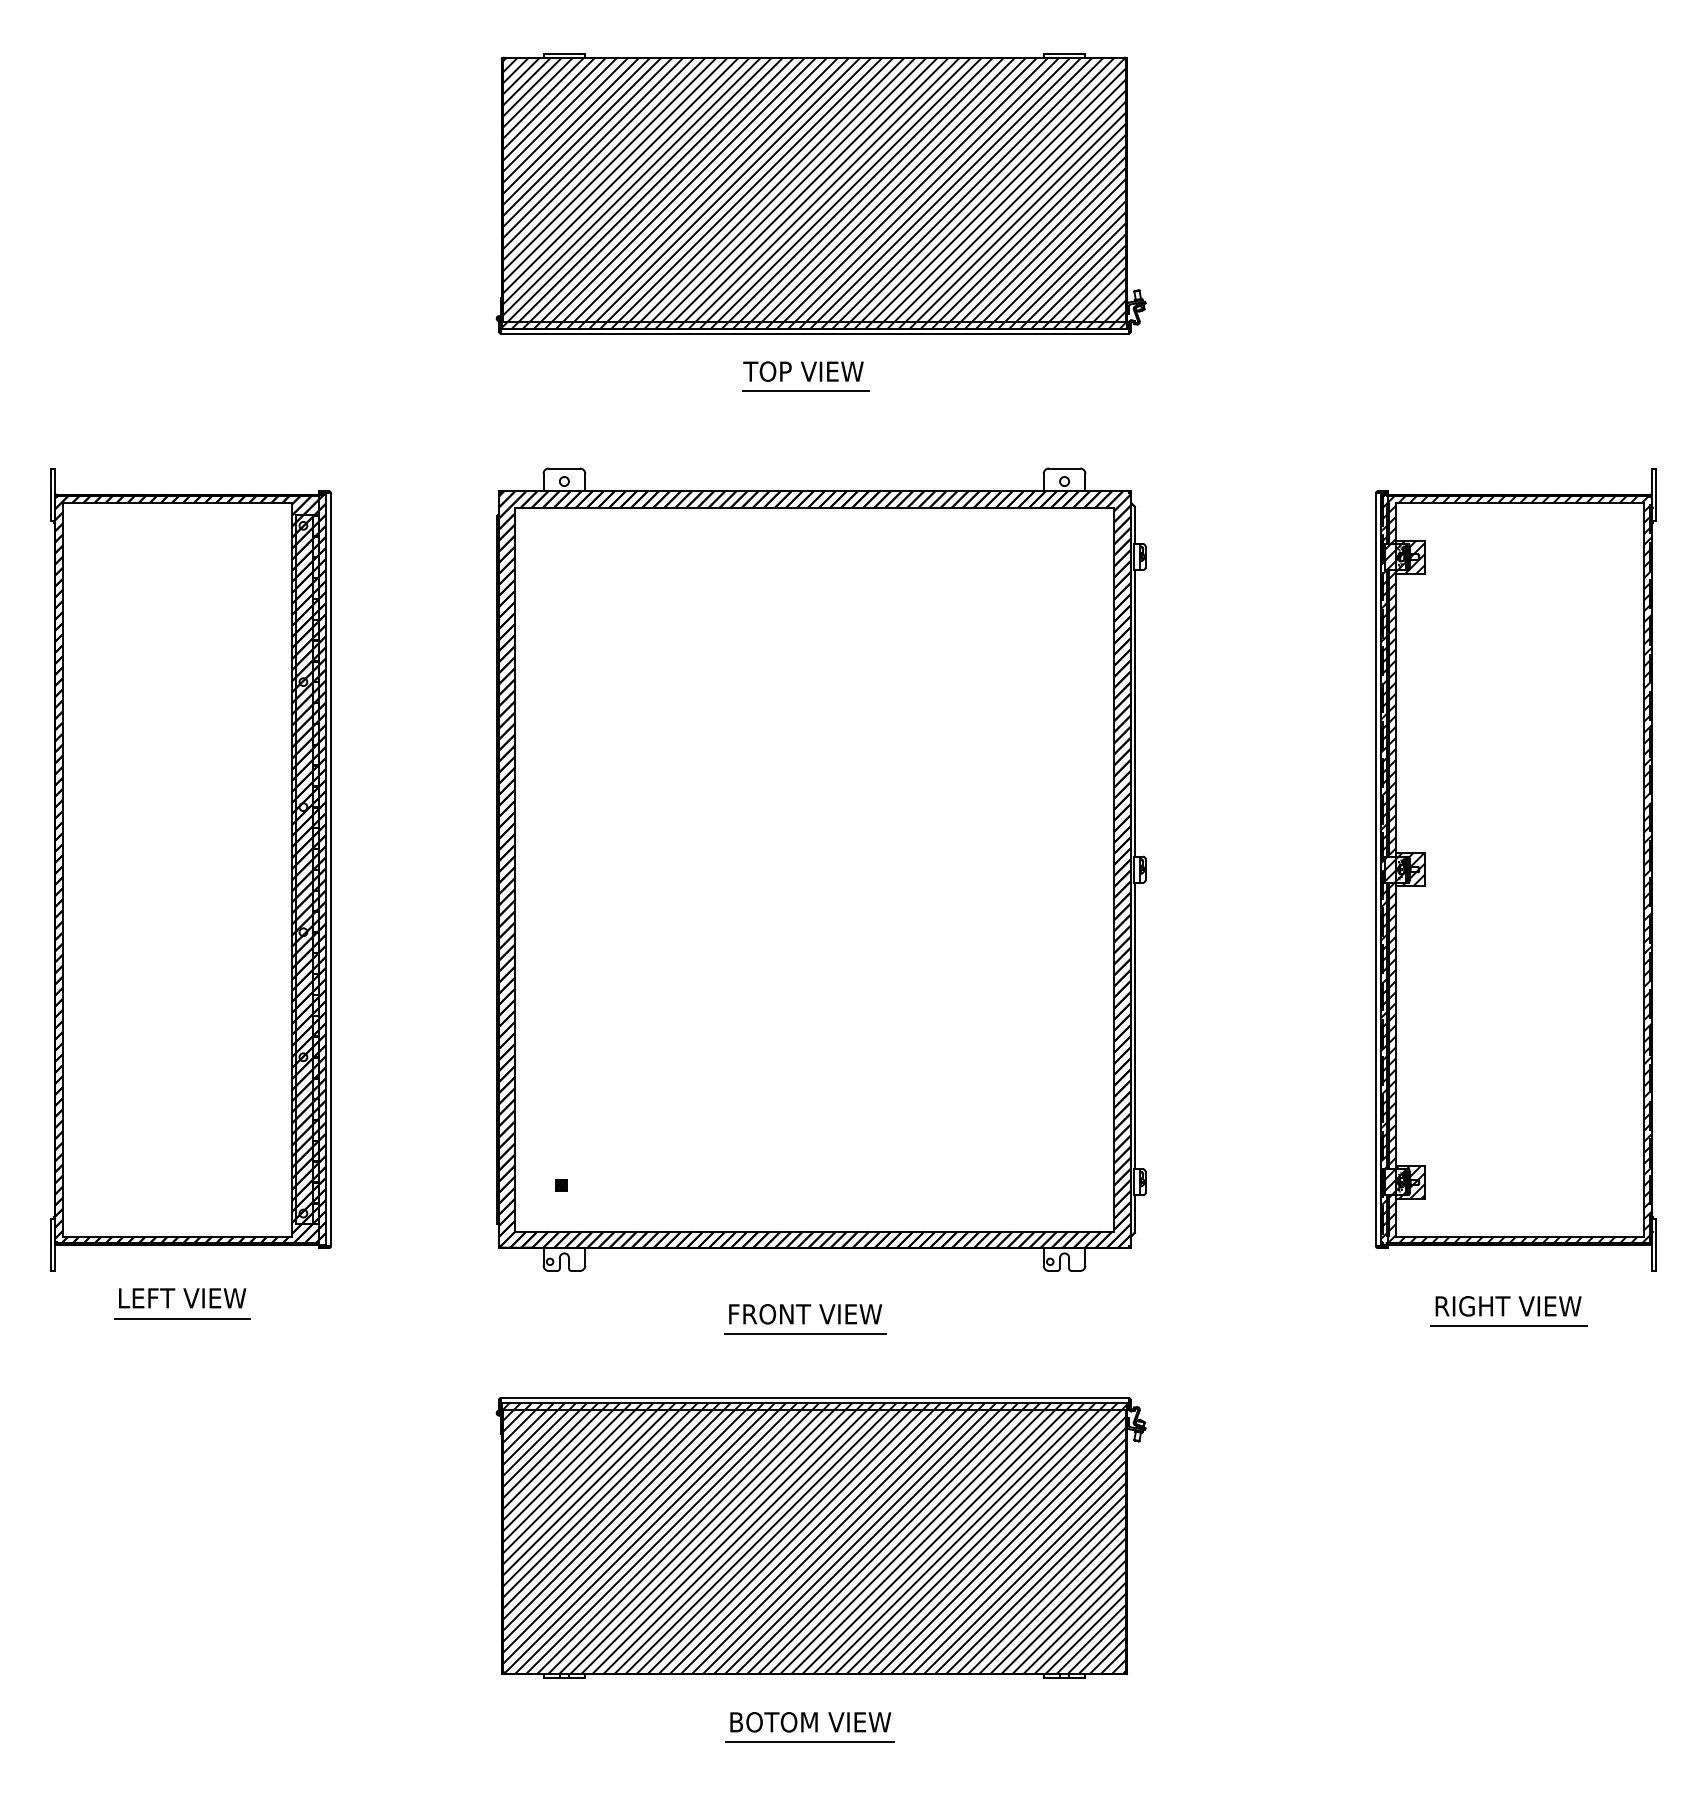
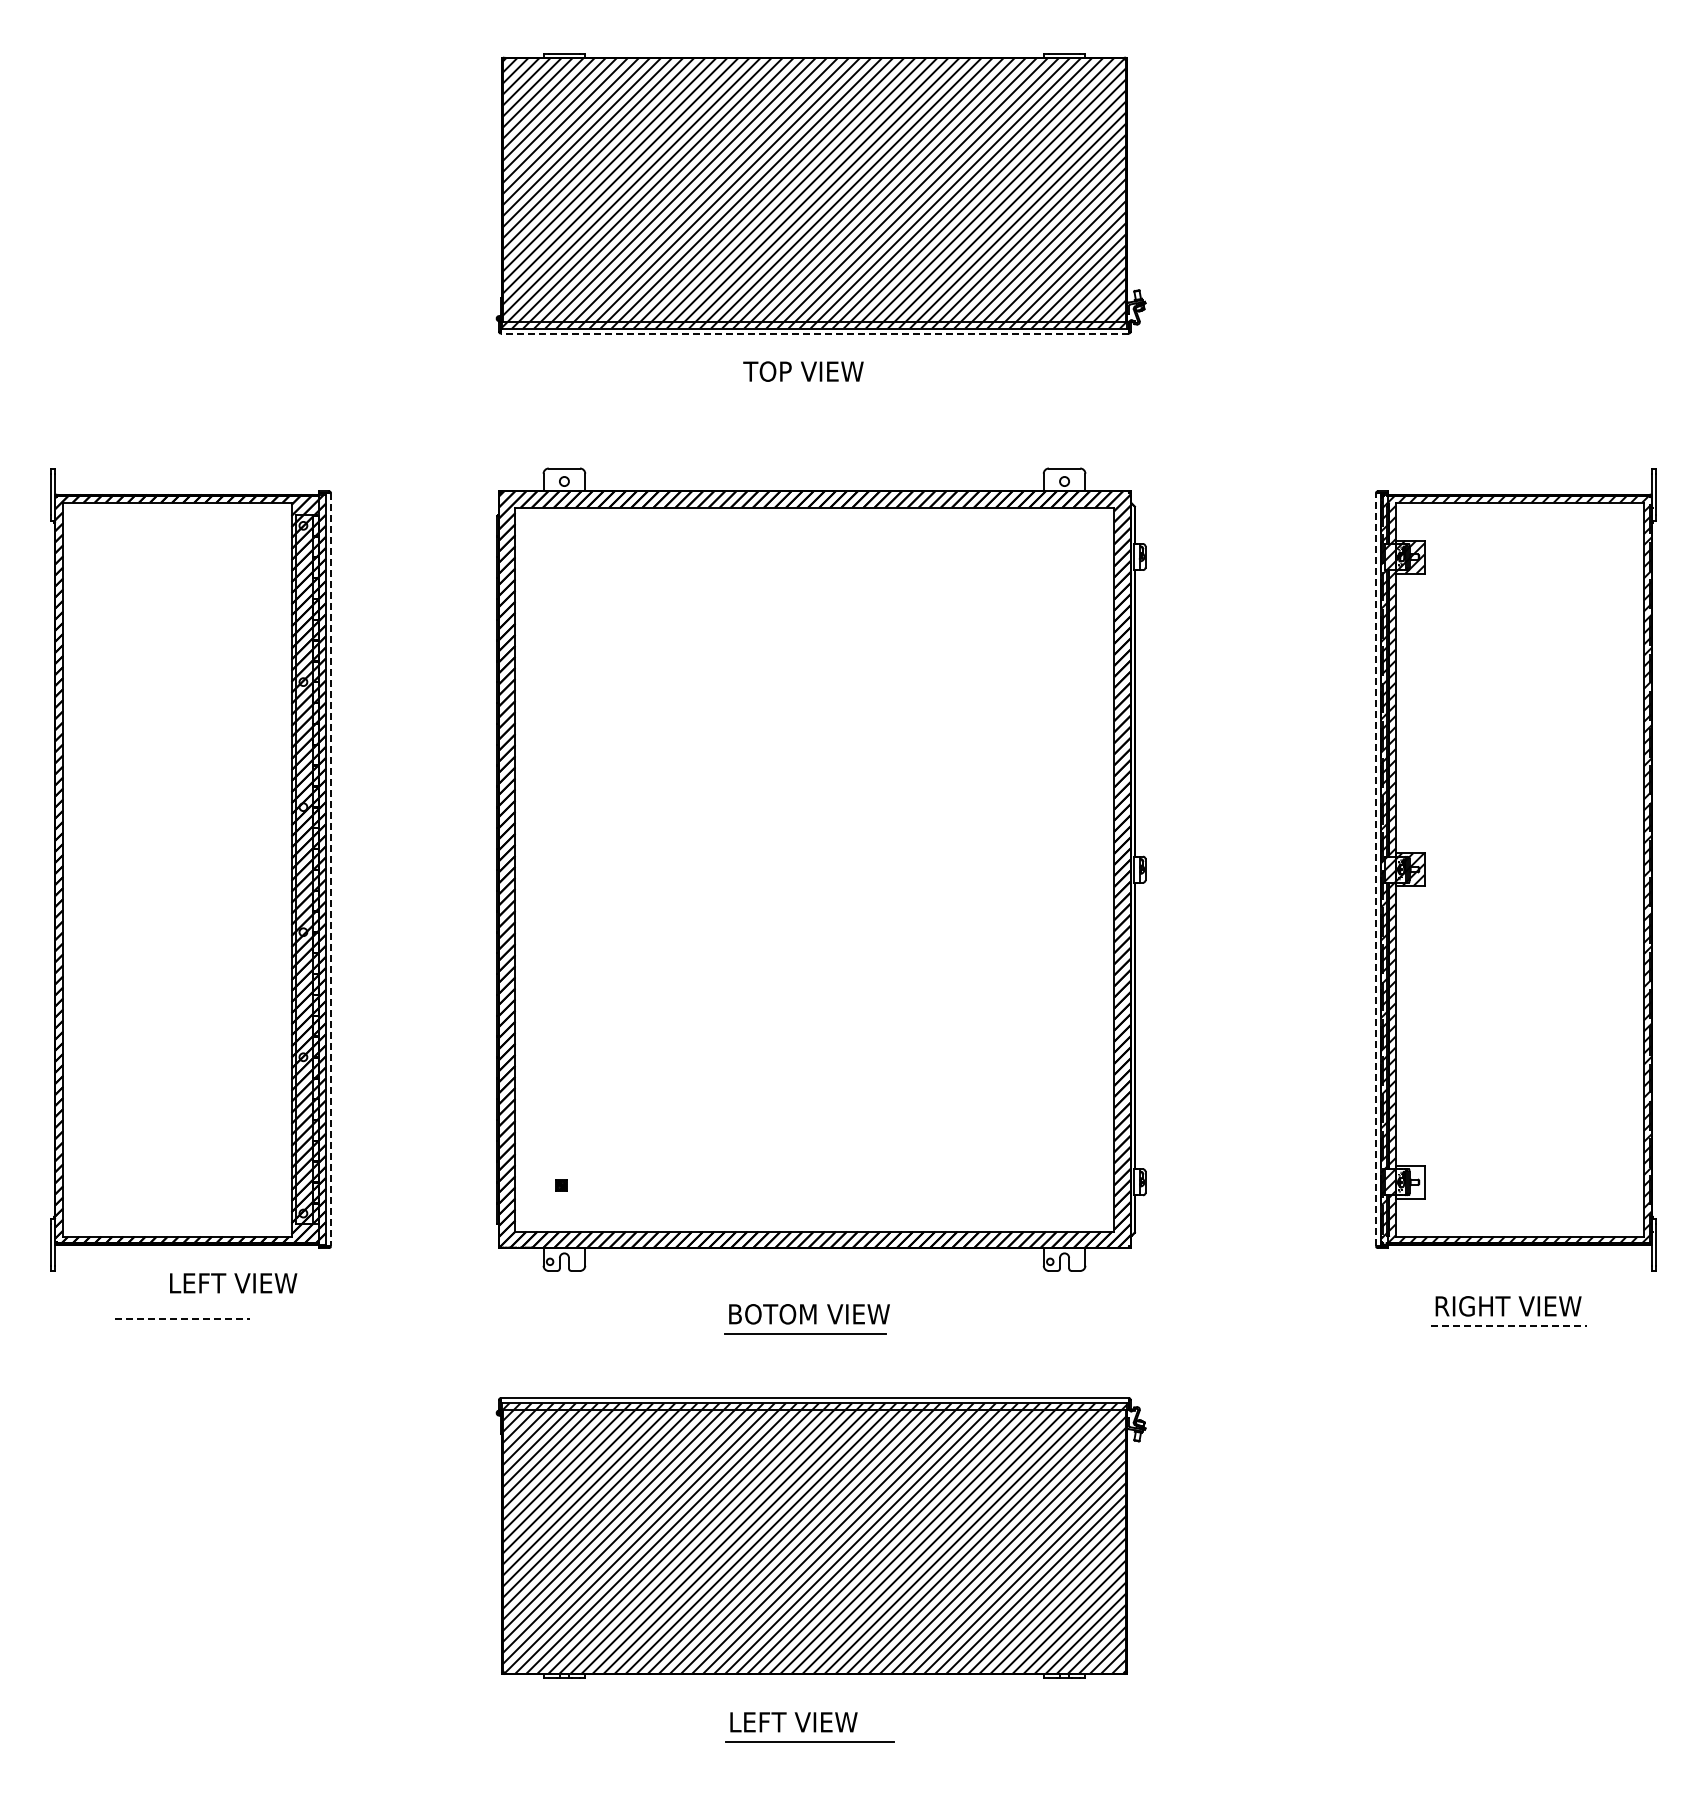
line: solid -> dashed (814, 333)
line: present -> none (806, 391)
line: solid -> dashed (1375, 869)
line: solid -> dashed (331, 870)
hatch: present -> none (1409, 1181)
text position: (182, 1298) -> (233, 1283) (233, 1283)
text: FRONT VIEW -> BOTOM VIEW (810, 1314)
line: solid -> dashed (182, 1318)
line: solid -> dashed (1509, 1326)
text: BOTOM VIEW -> LEFT VIEW (811, 1722)
